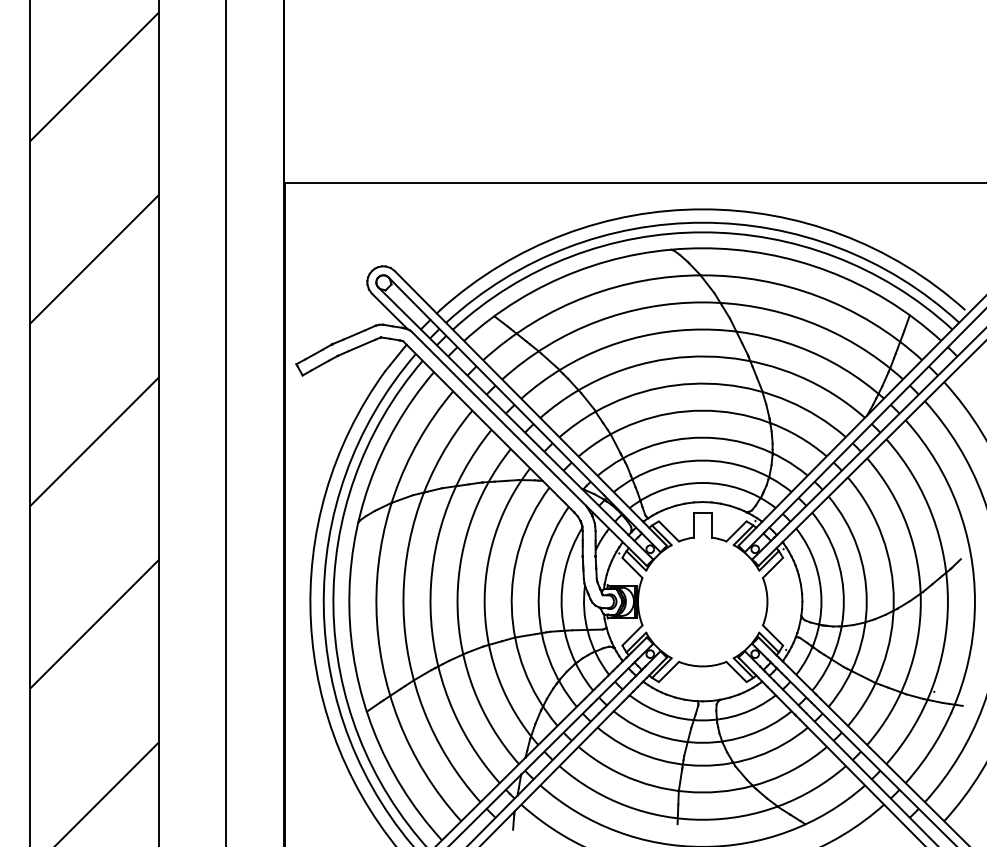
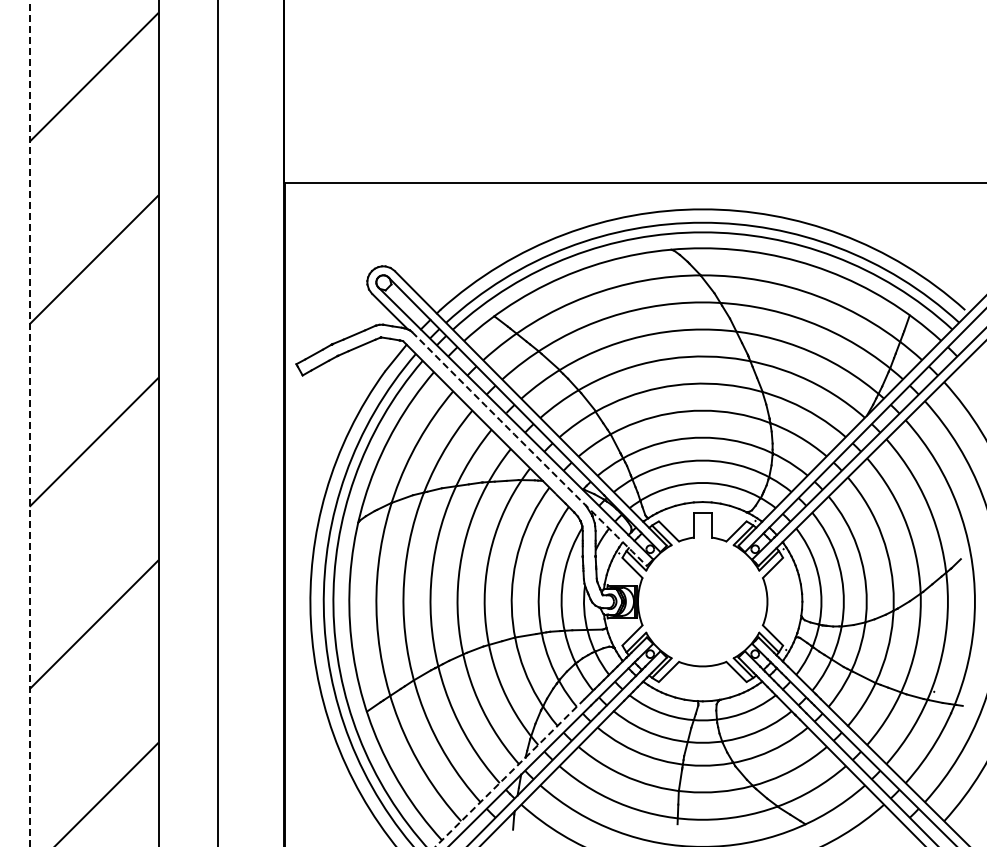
line position: (225, 422) -> (217, 422) (217, 422)
line: solid -> dashed (29, 423)
arc: solid -> dashed (529, 449)
line: solid -> dashed (510, 772)
